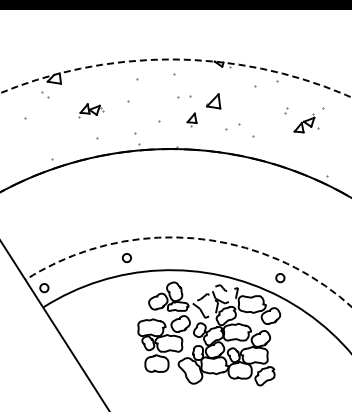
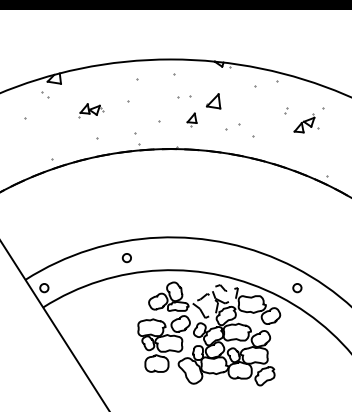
circle: dashed -> solid (175, 78)
arc: dashed -> solid (193, 238)
circle position: (280, 278) -> (297, 288) (297, 288)
